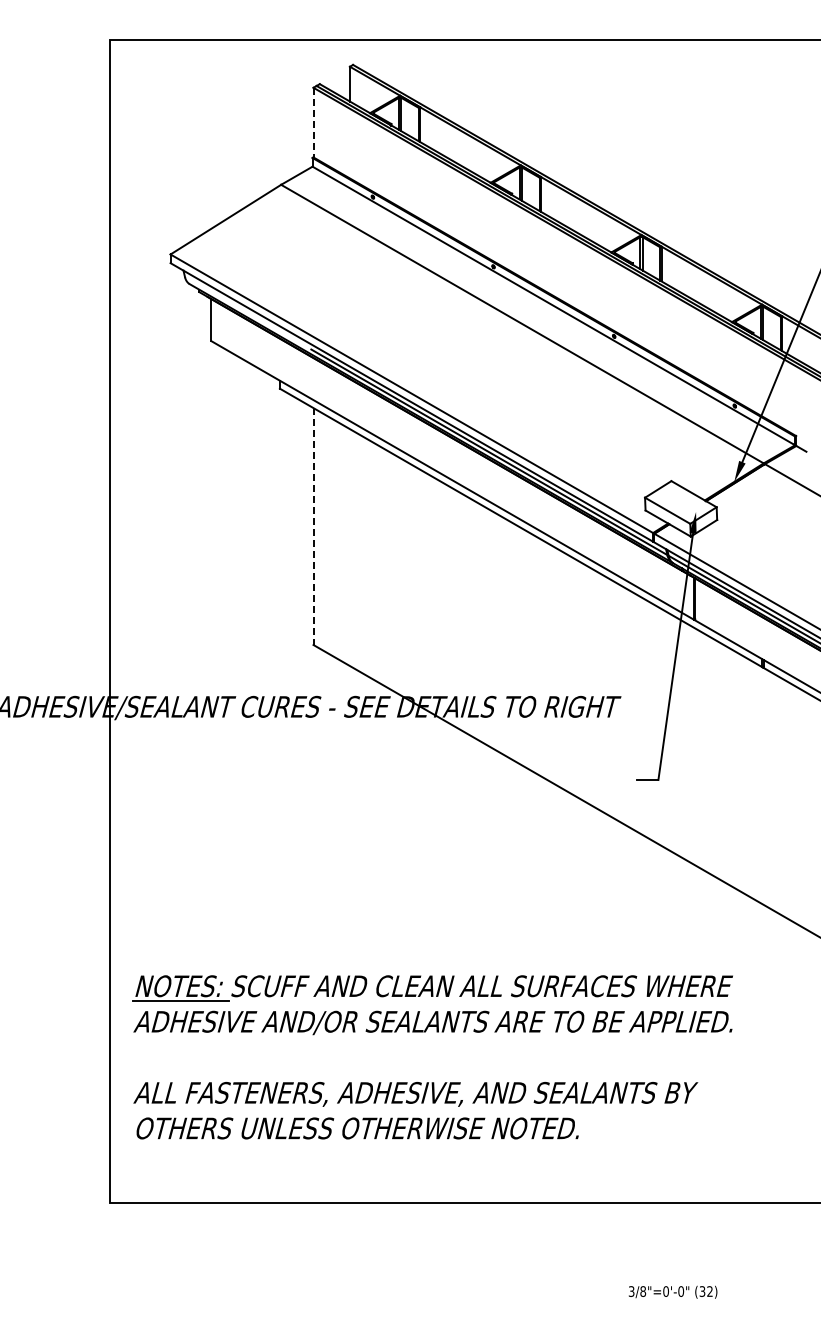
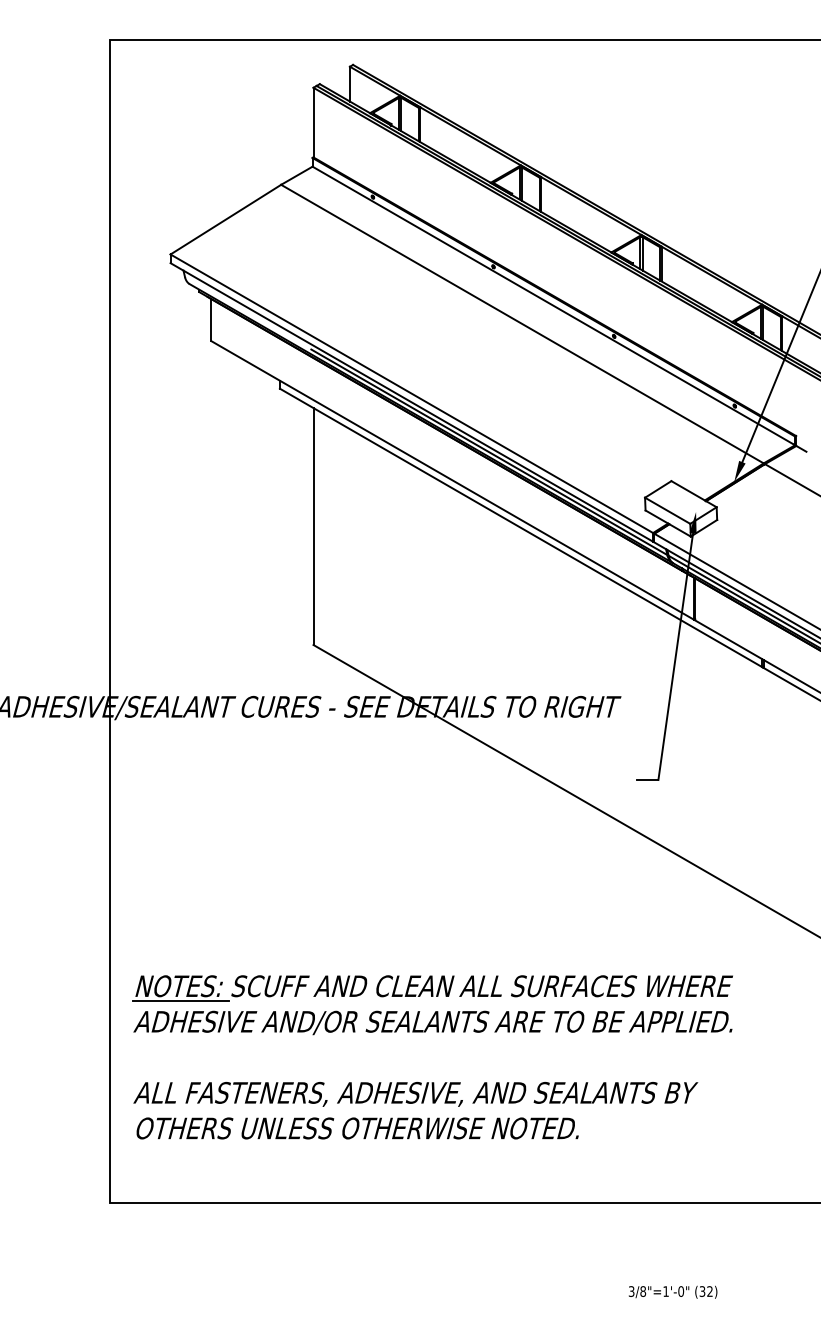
line: dashed -> solid (313, 122)
line: dashed -> solid (313, 527)
text: 3/8"=0'-0" -> 3/8"=1'-0" (665, 1291)
